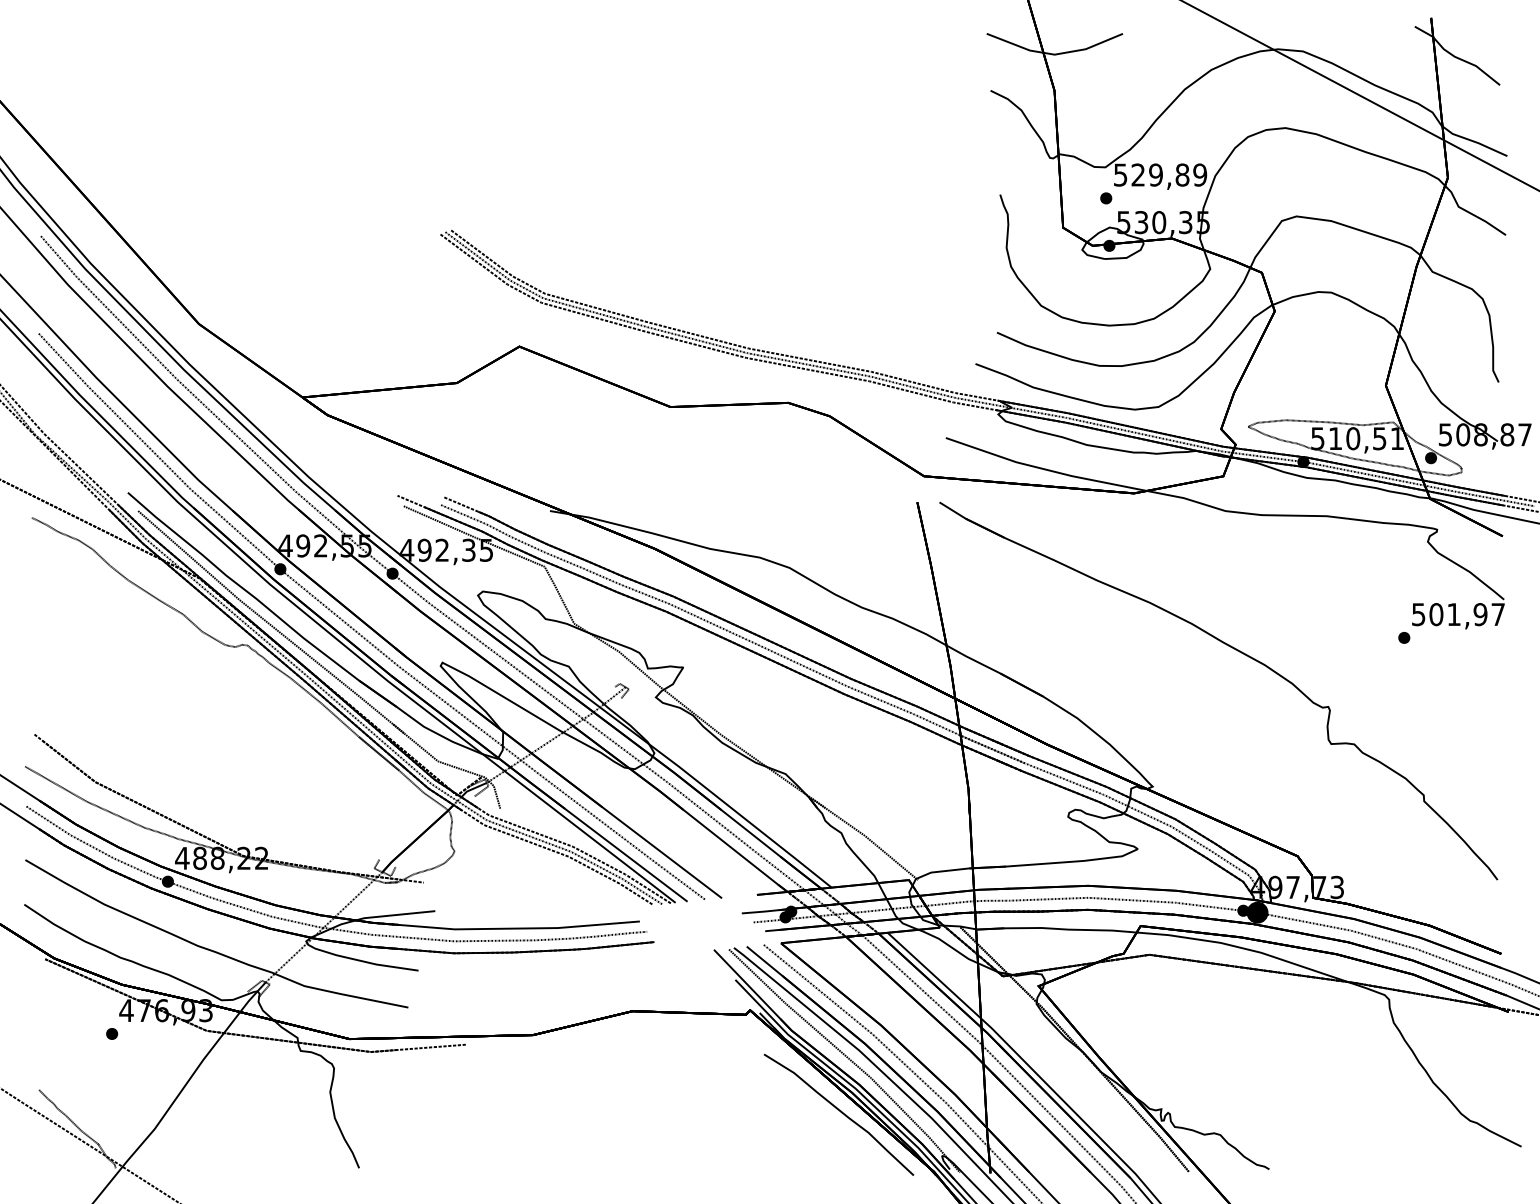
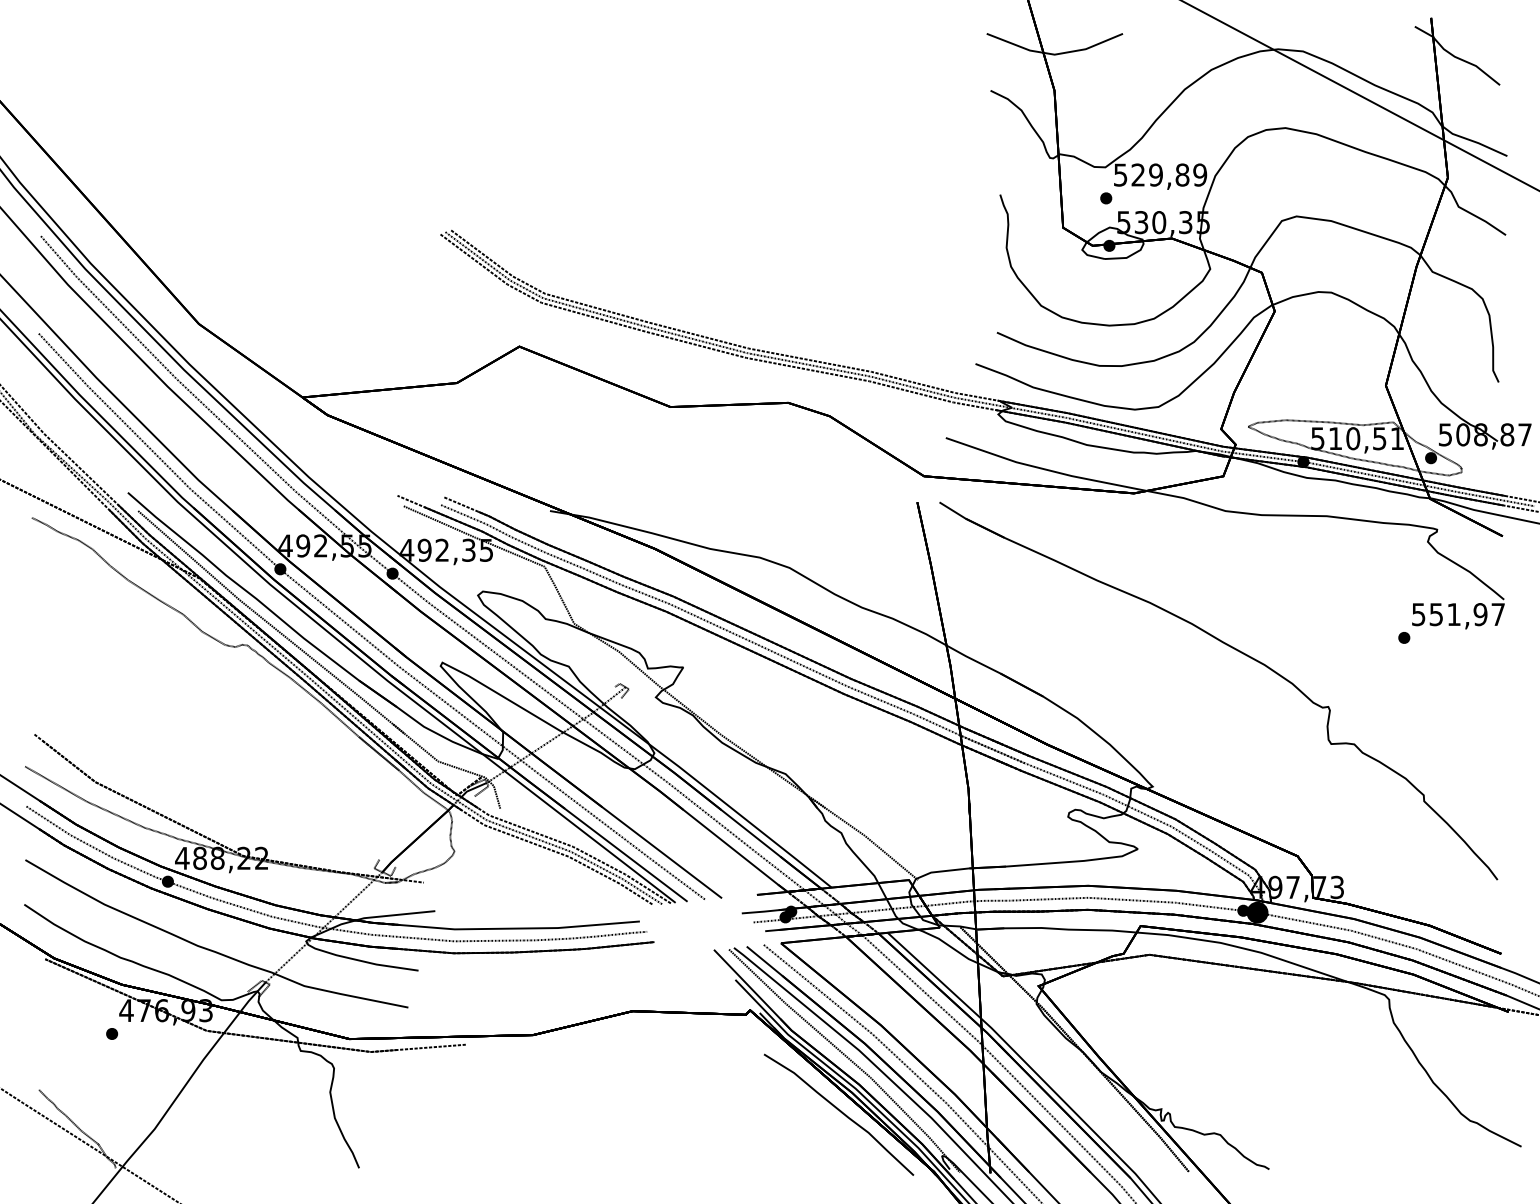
text: 501,97 -> 551,97 (1436, 614)
